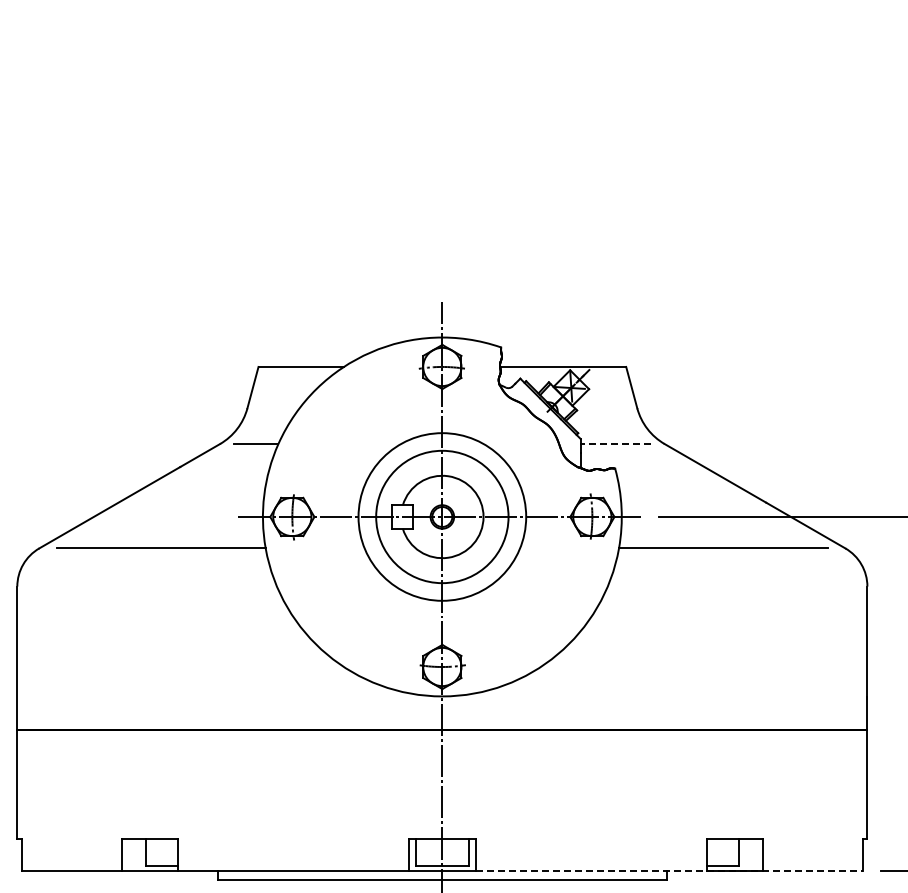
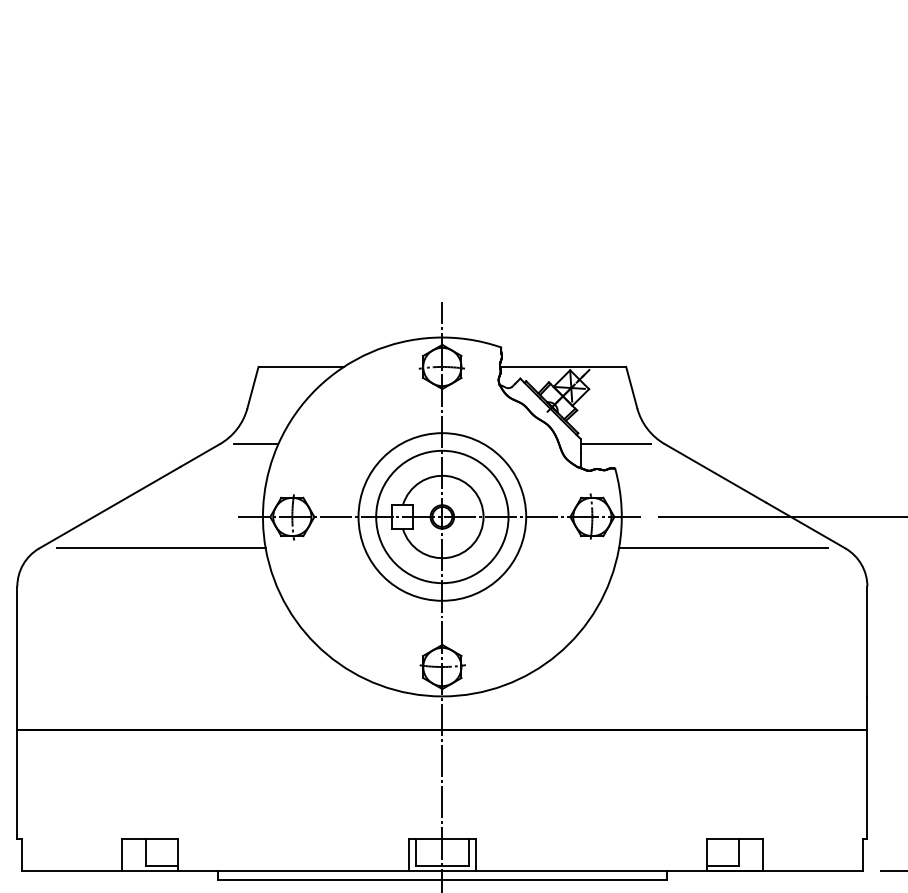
line: dashed -> solid (615, 444)
line: dashed -> solid (669, 871)
